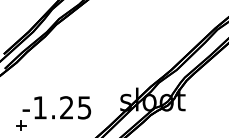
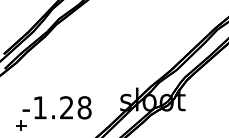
text: -1.25 -> -1.28 (84, 107)
